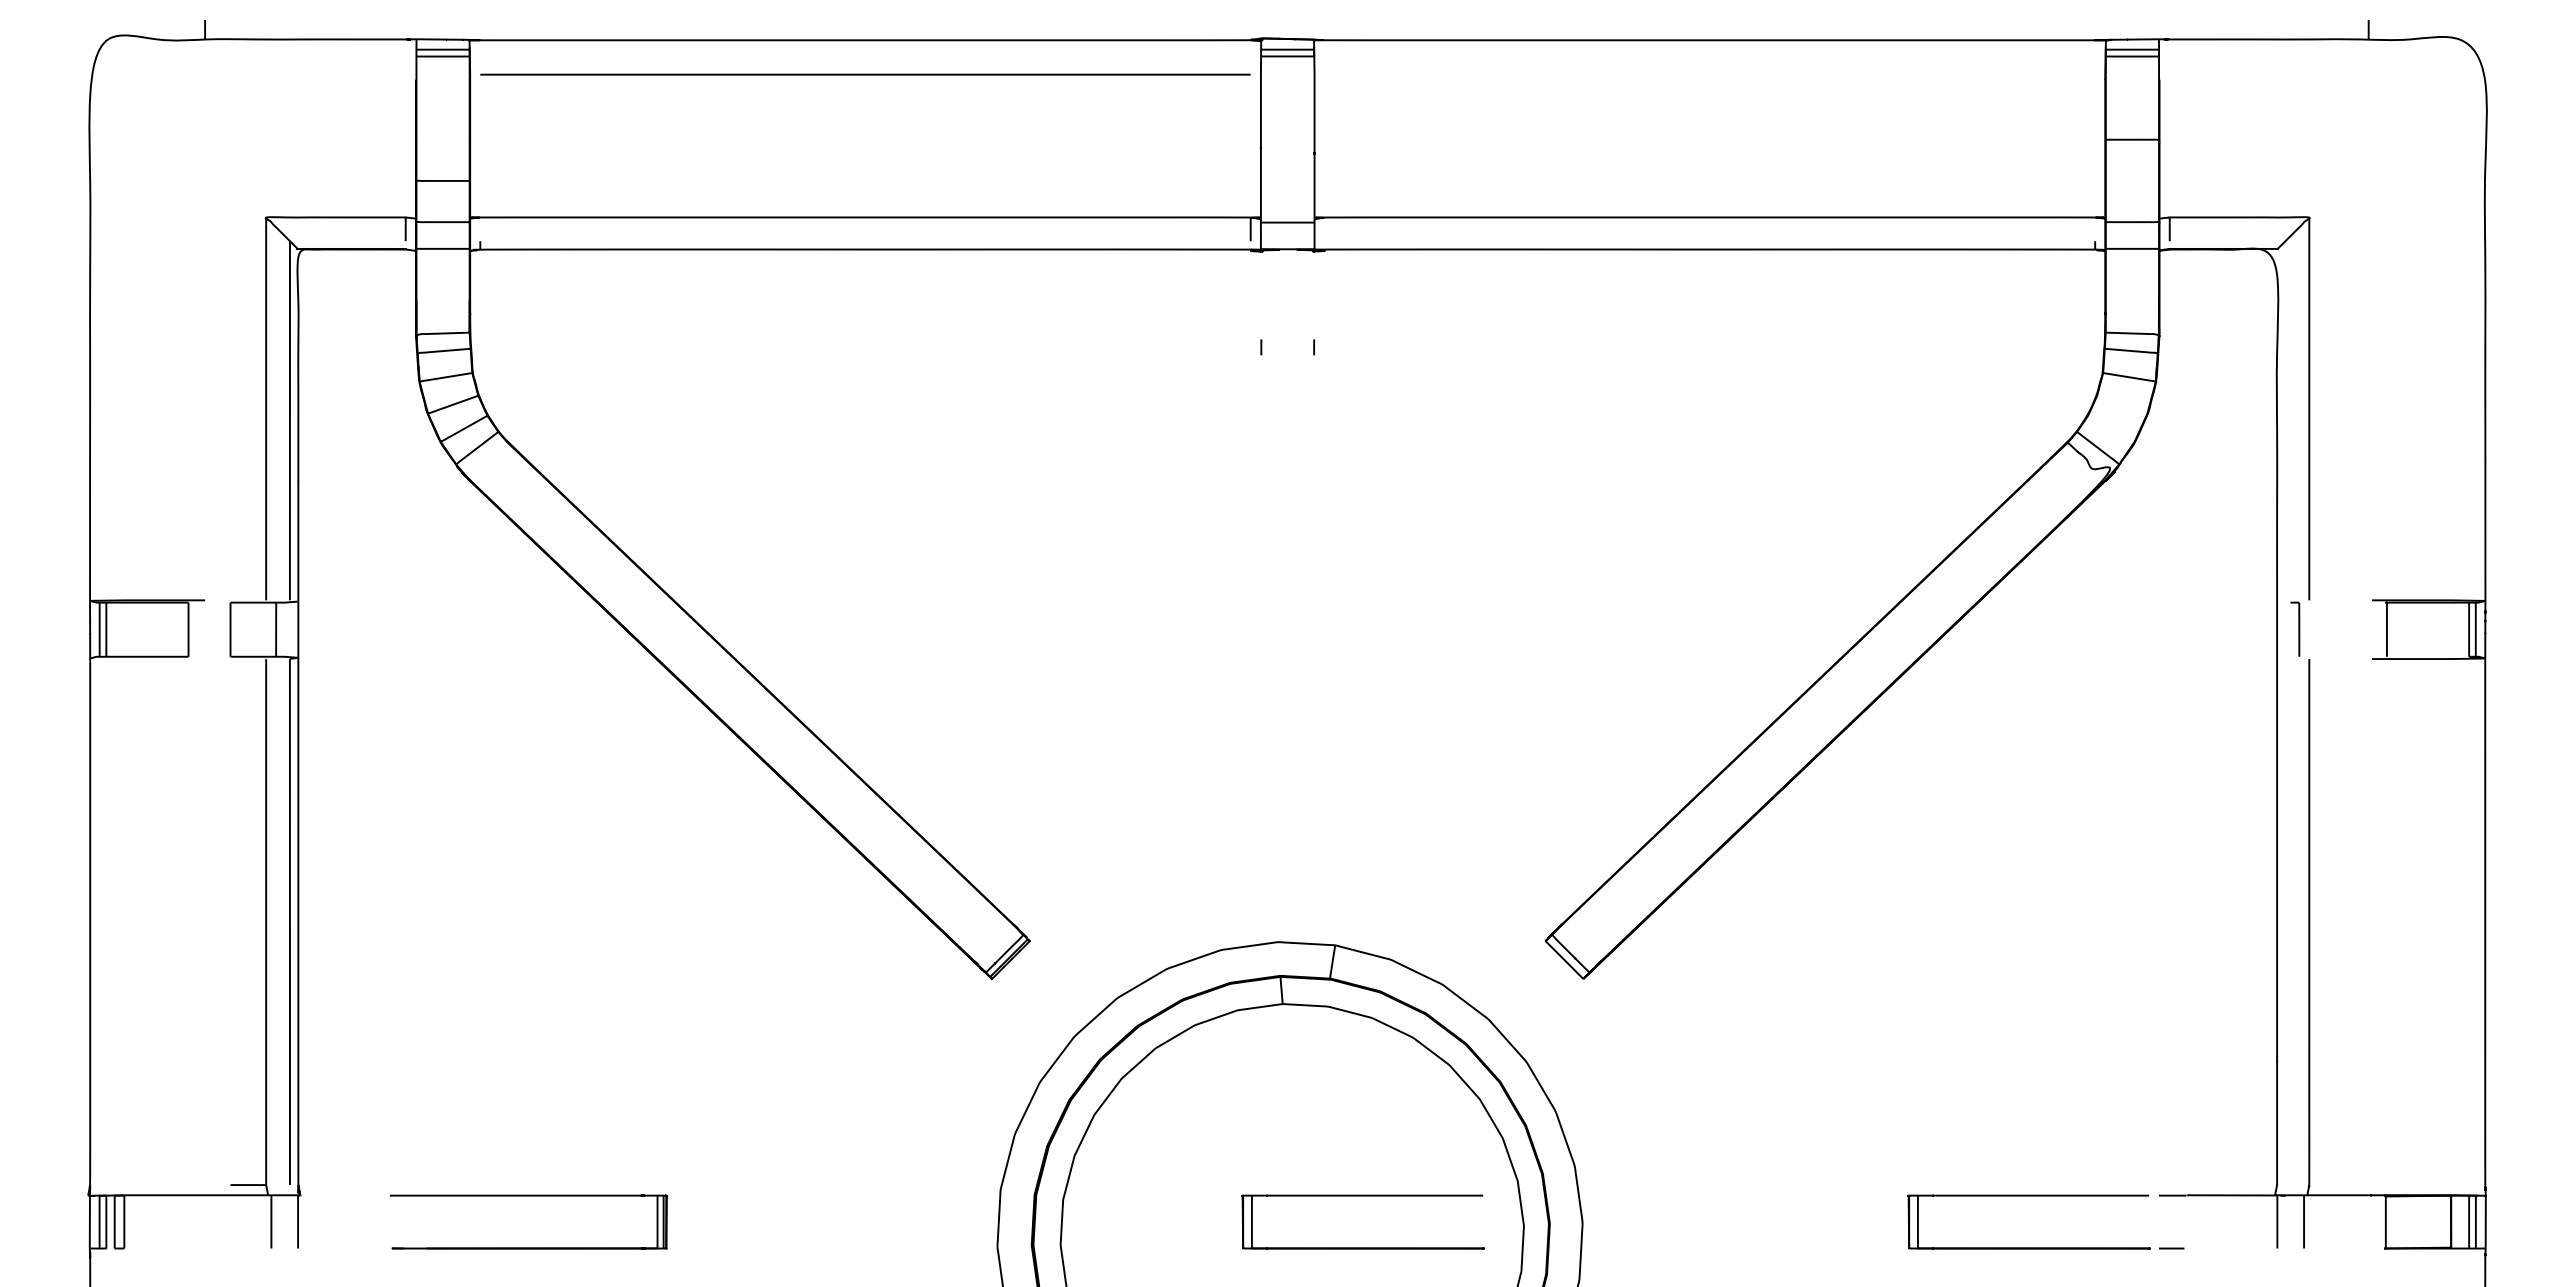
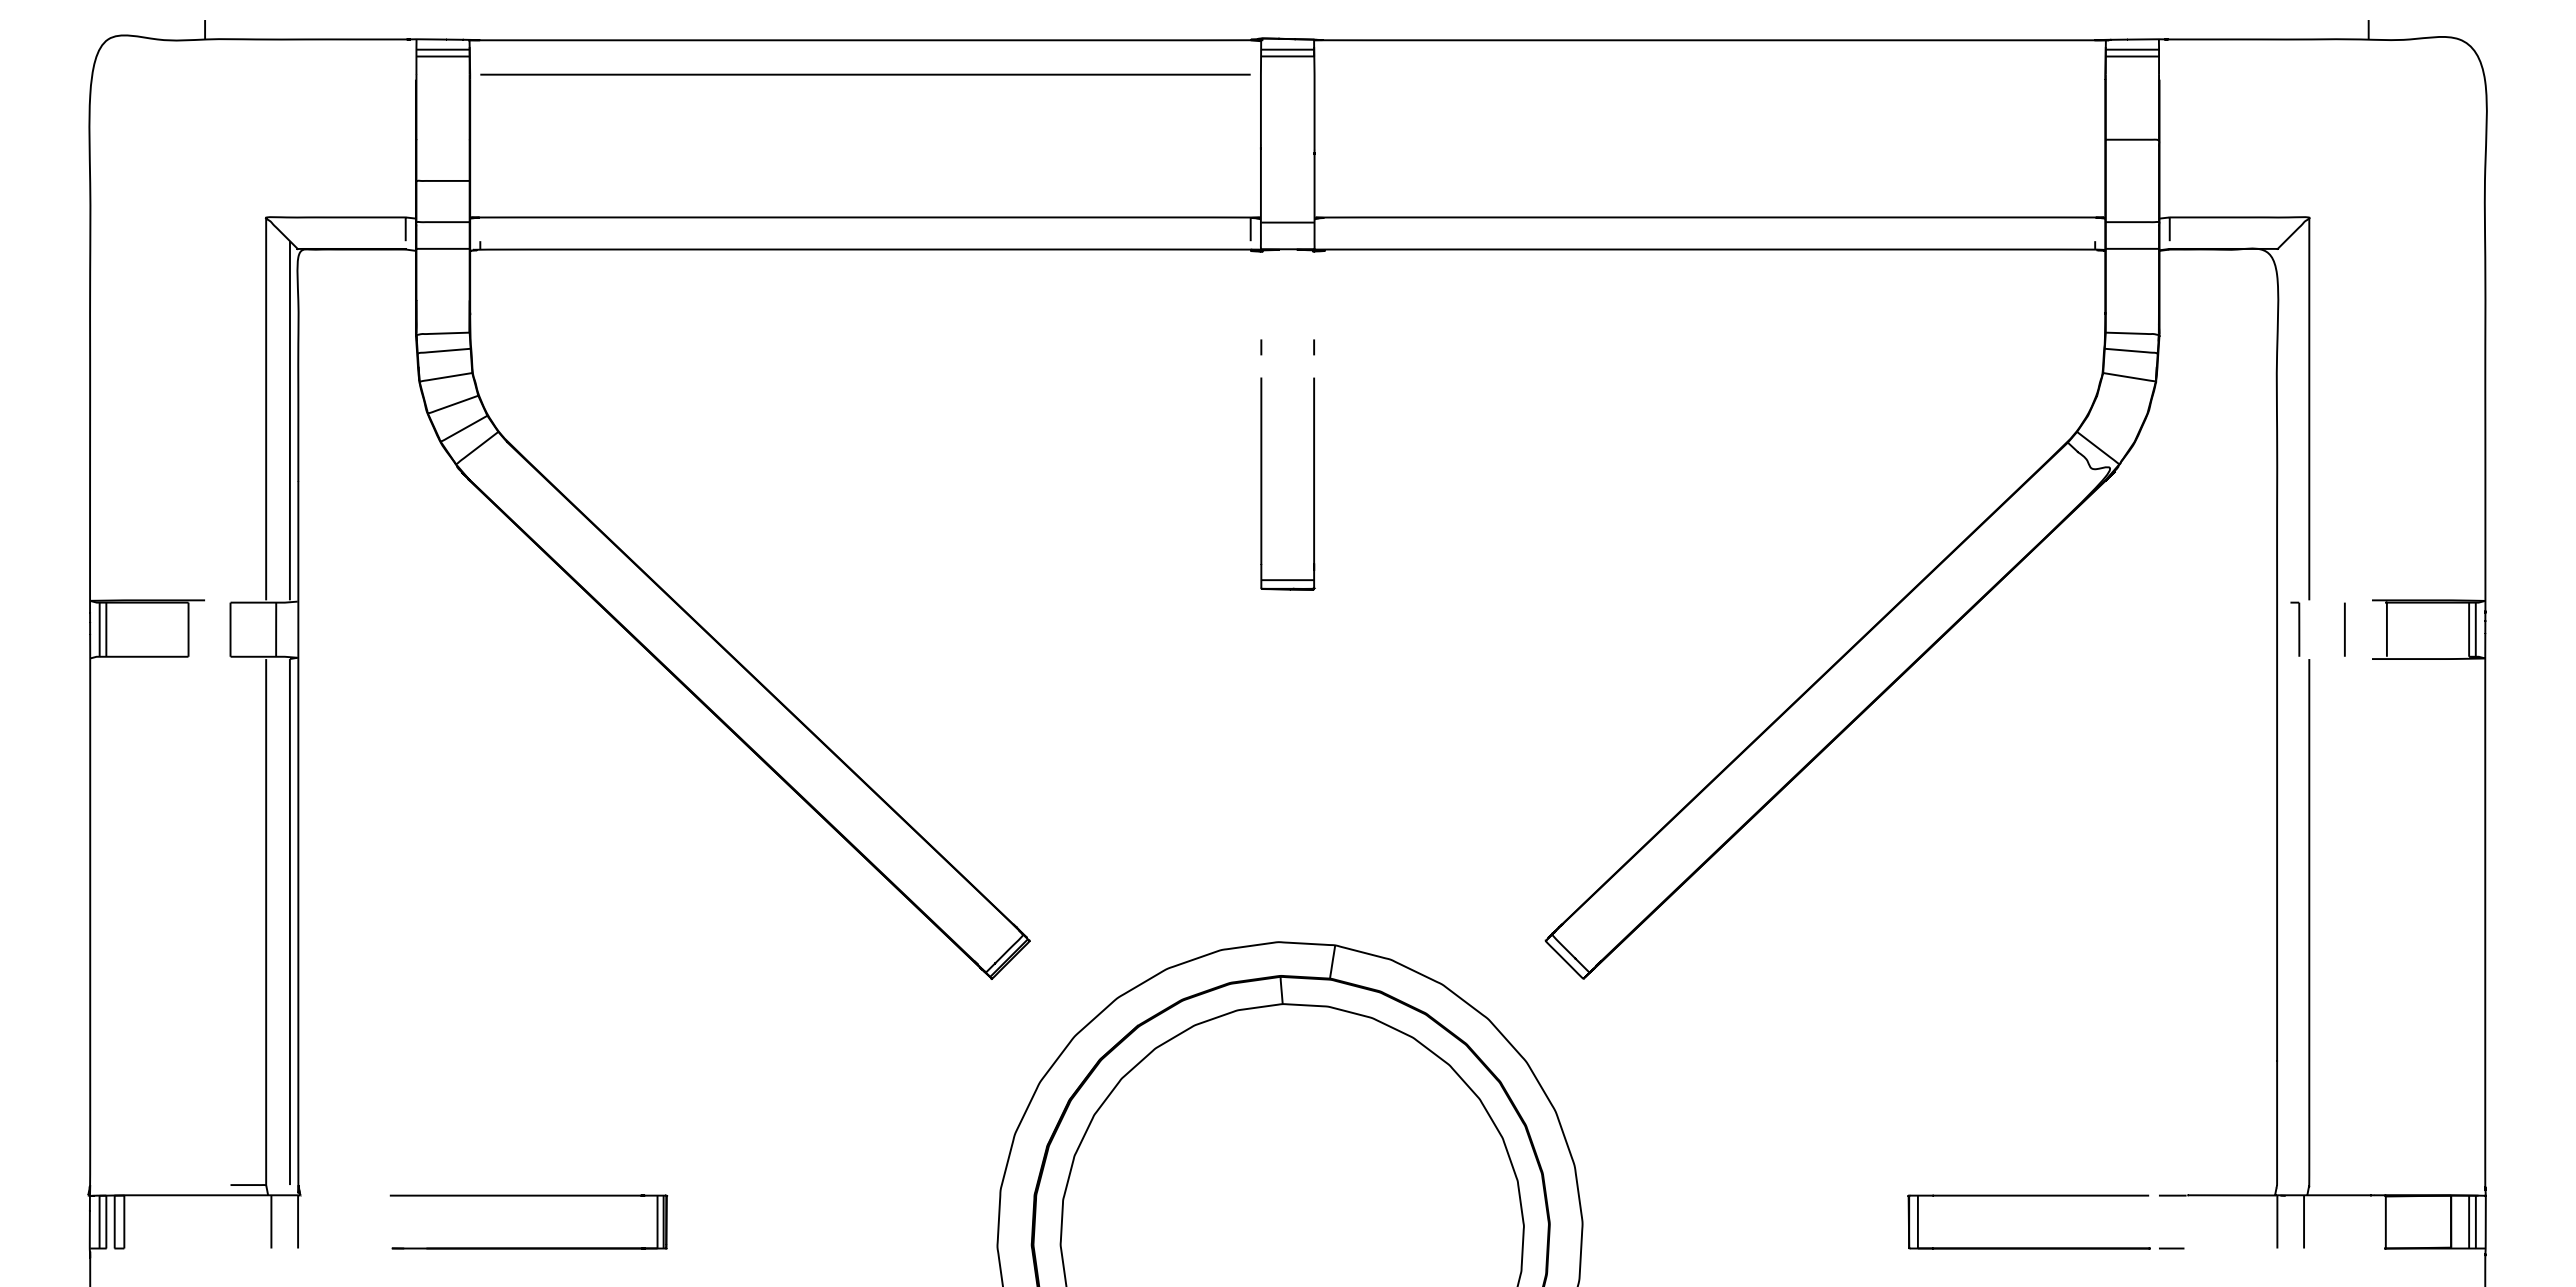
part: none -> present (1262, 483)
line: none -> present (2344, 629)
part: present -> none (1362, 1196)
